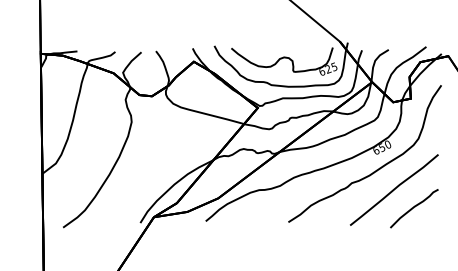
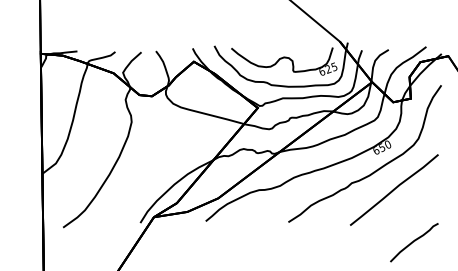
curve position: (414, 207) -> (414, 241) (414, 241)
